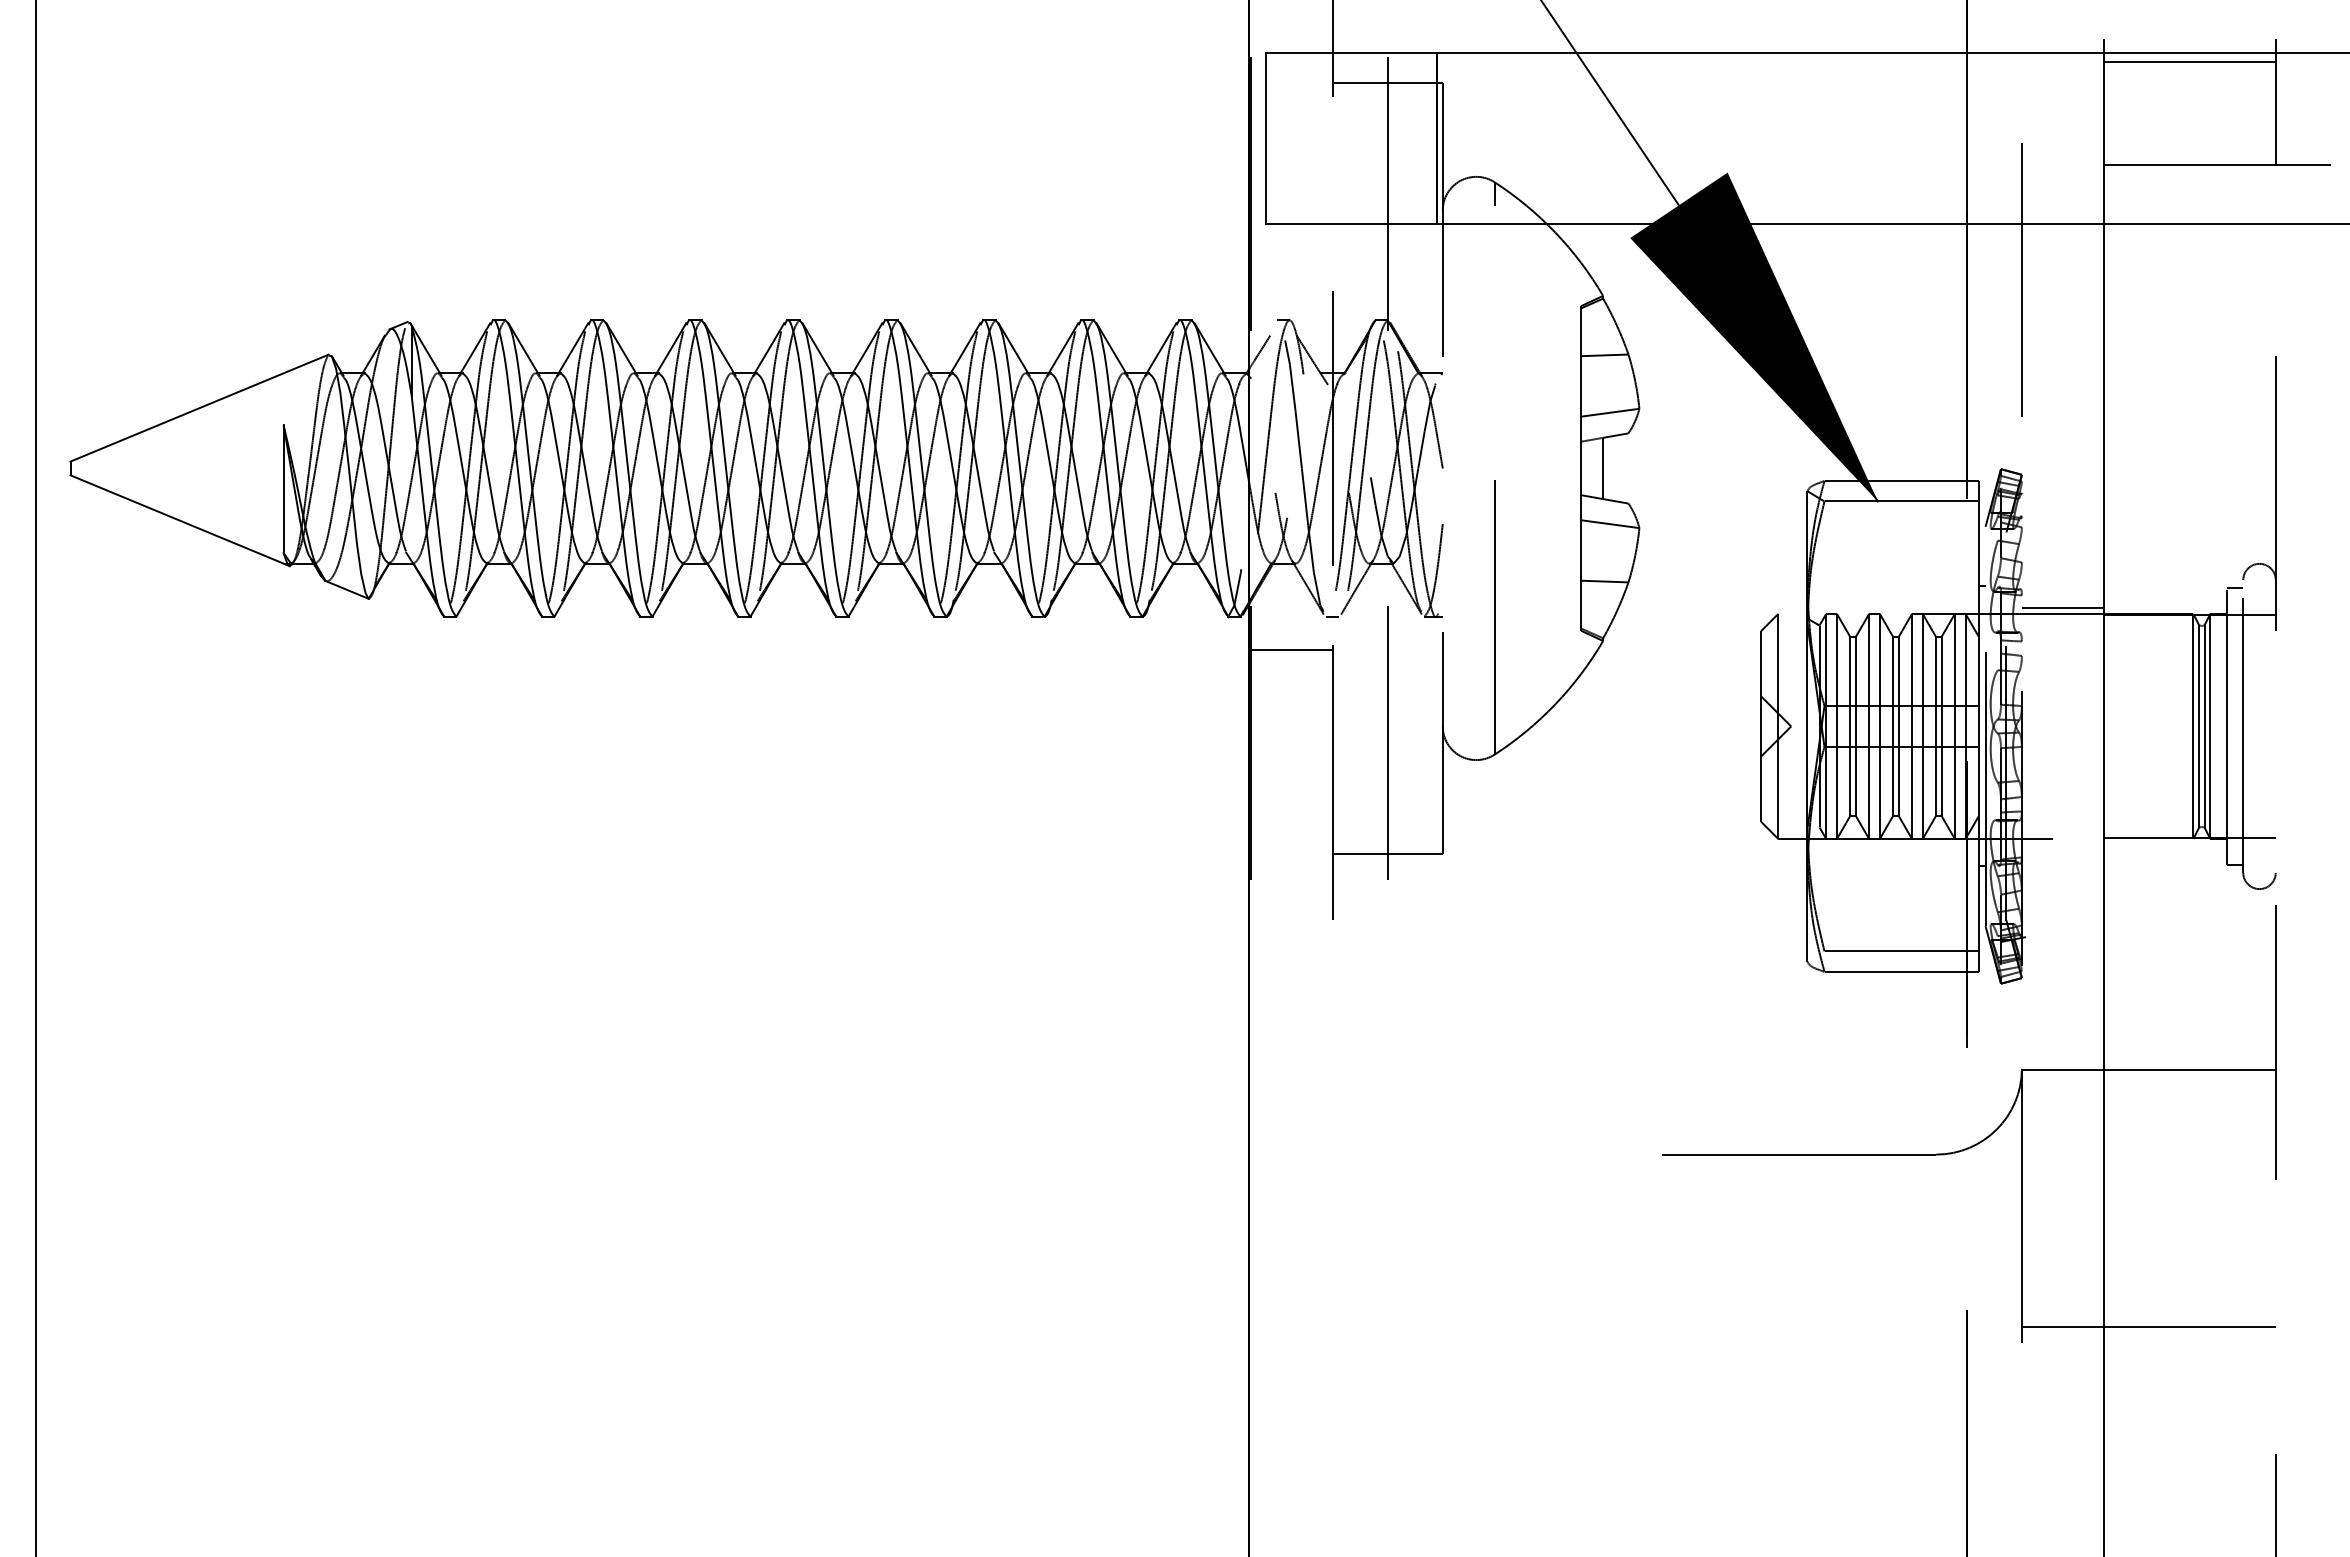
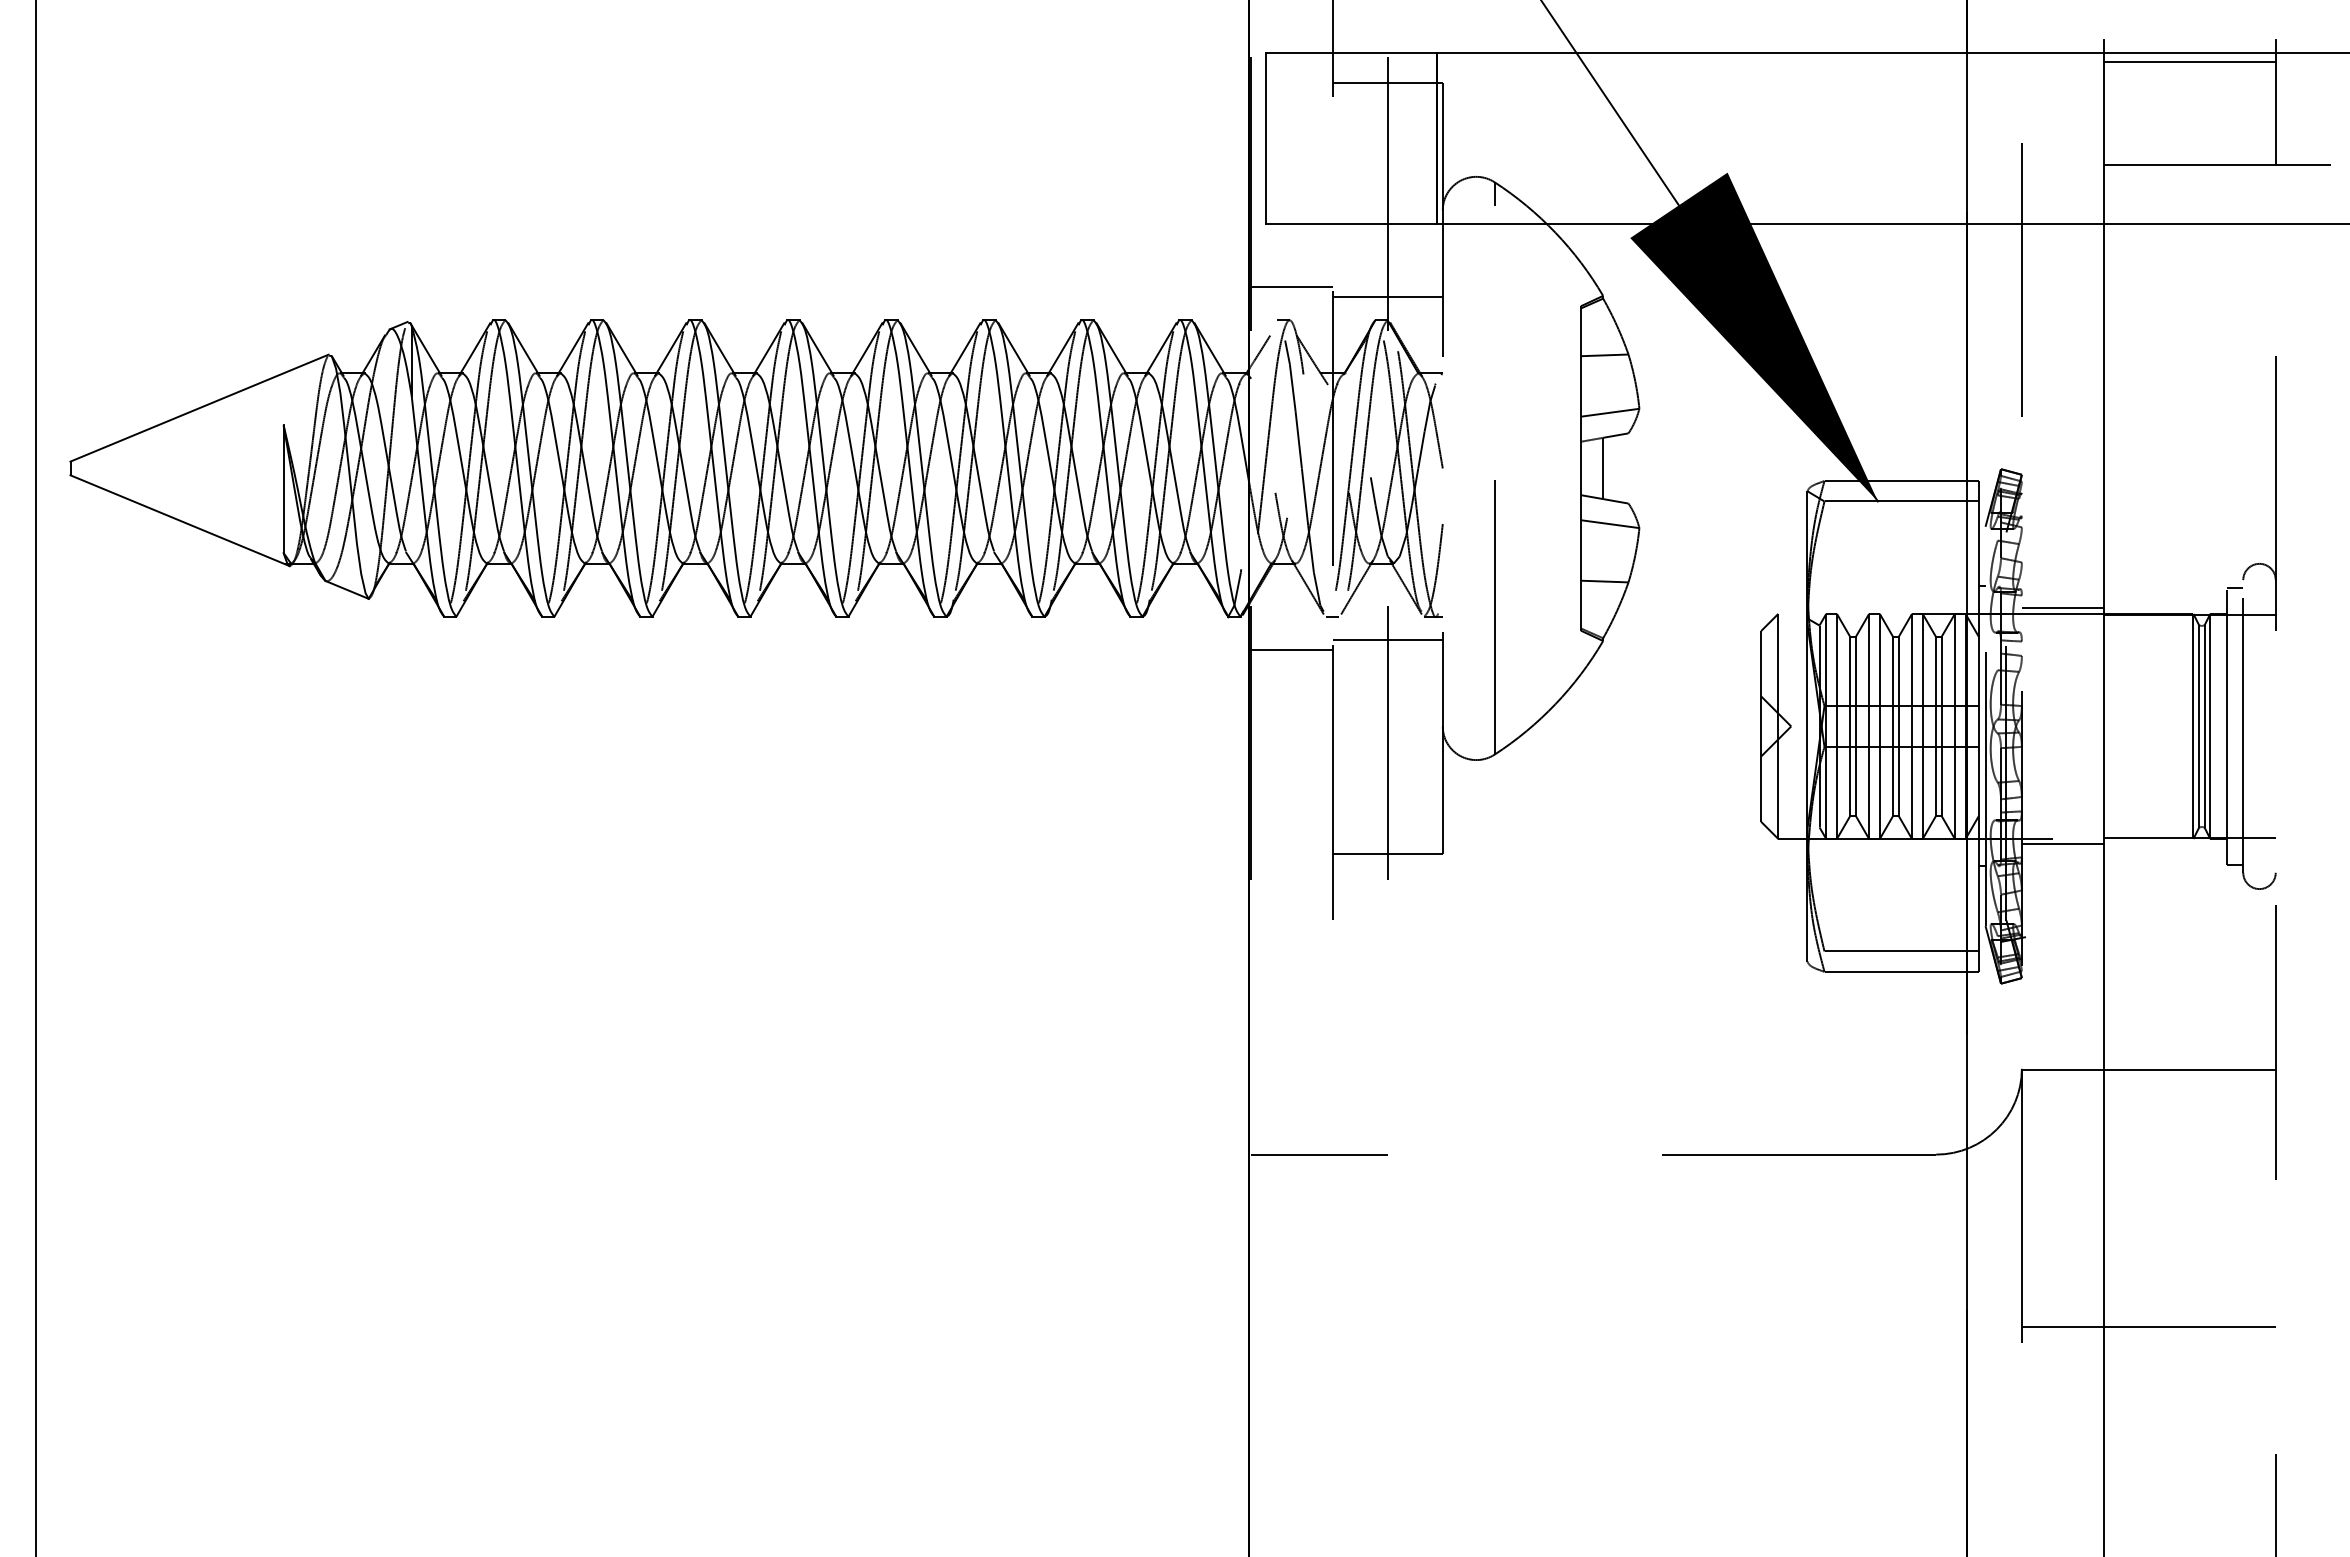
line: none -> present (1291, 286)
line: none -> present (1387, 296)
line: none -> present (1387, 640)
line: none -> present (2062, 844)
line: dashed -> solid (1967, 891)
line: none -> present (1318, 1154)
